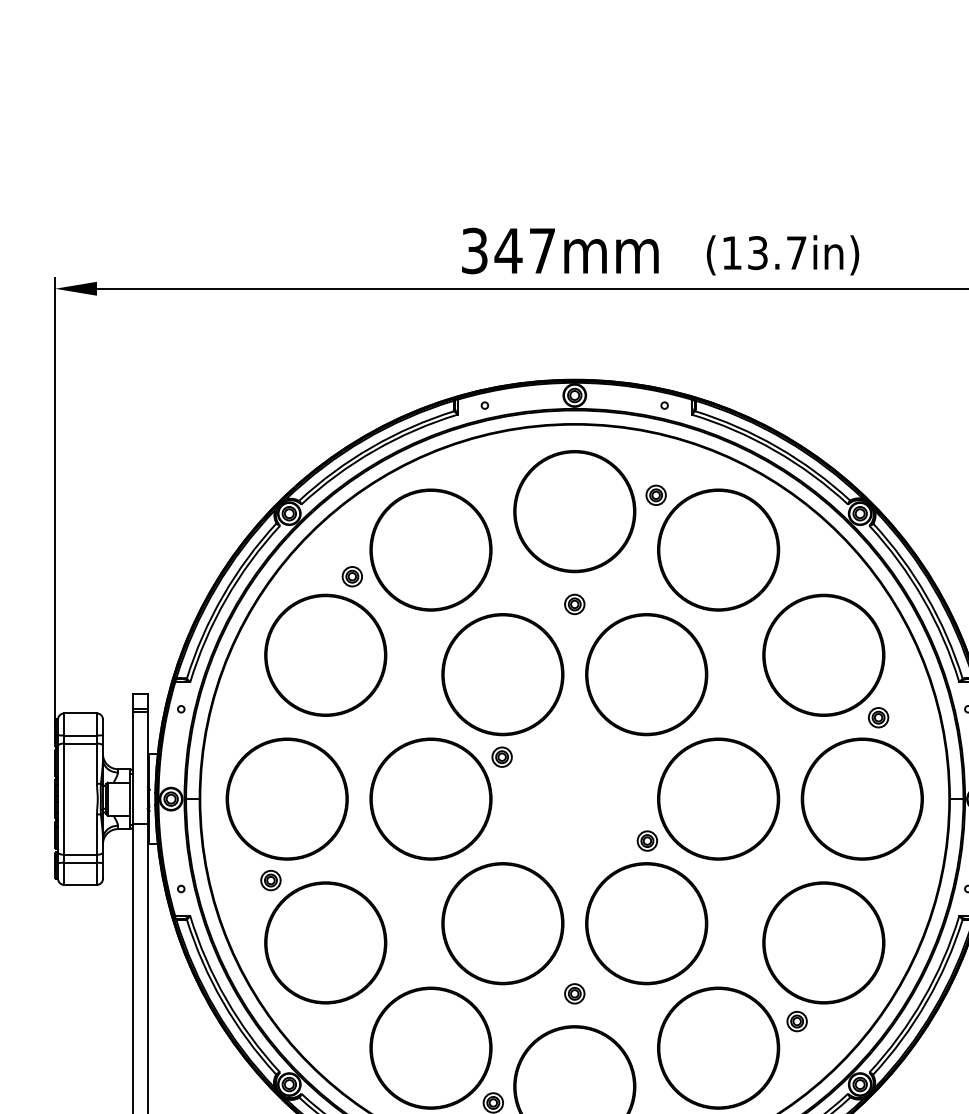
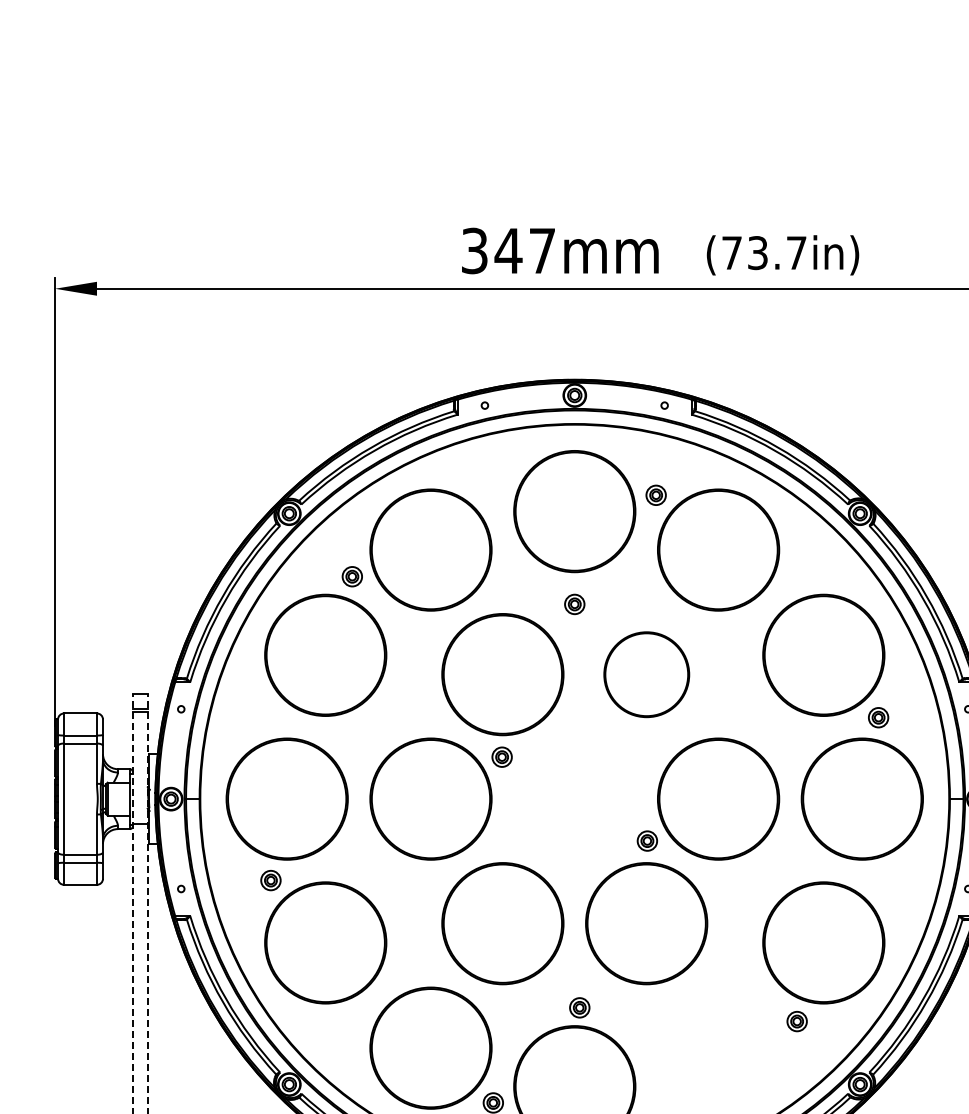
text: (13.7in) -> (73.7in) (731, 252)
part size: 124x124 px -> 88x88 px (646, 674)
line: solid -> dashed (132, 904)
line: solid -> dashed (147, 904)
part position: (574, 993) -> (579, 1007) (579, 1007)
part: present -> none (718, 1047)
